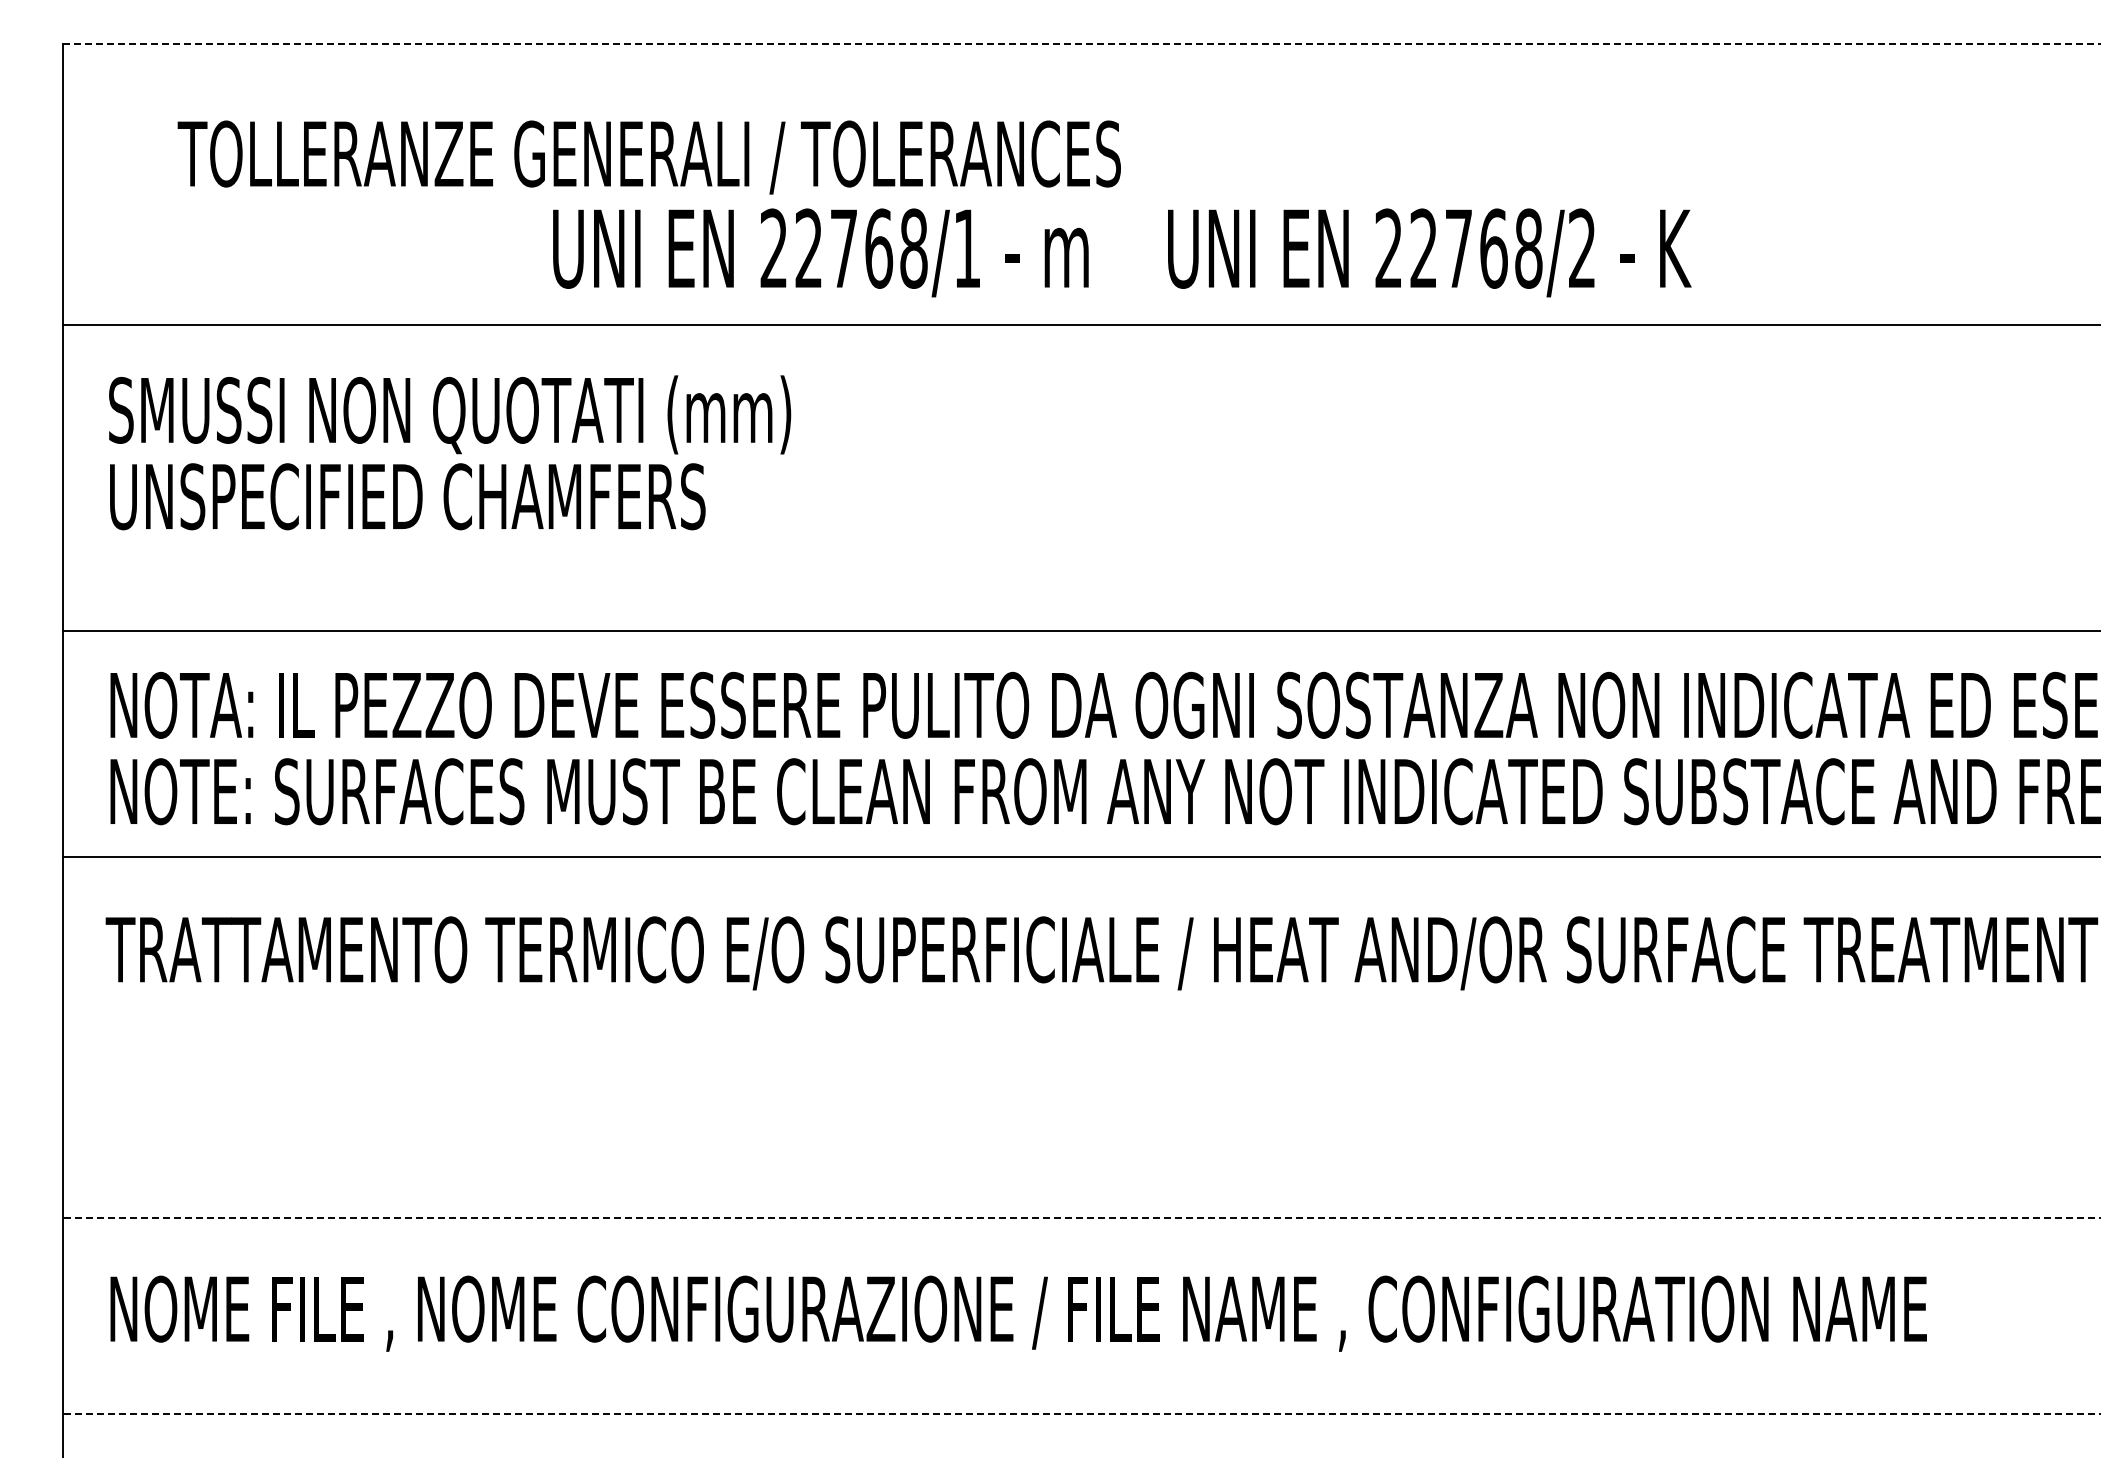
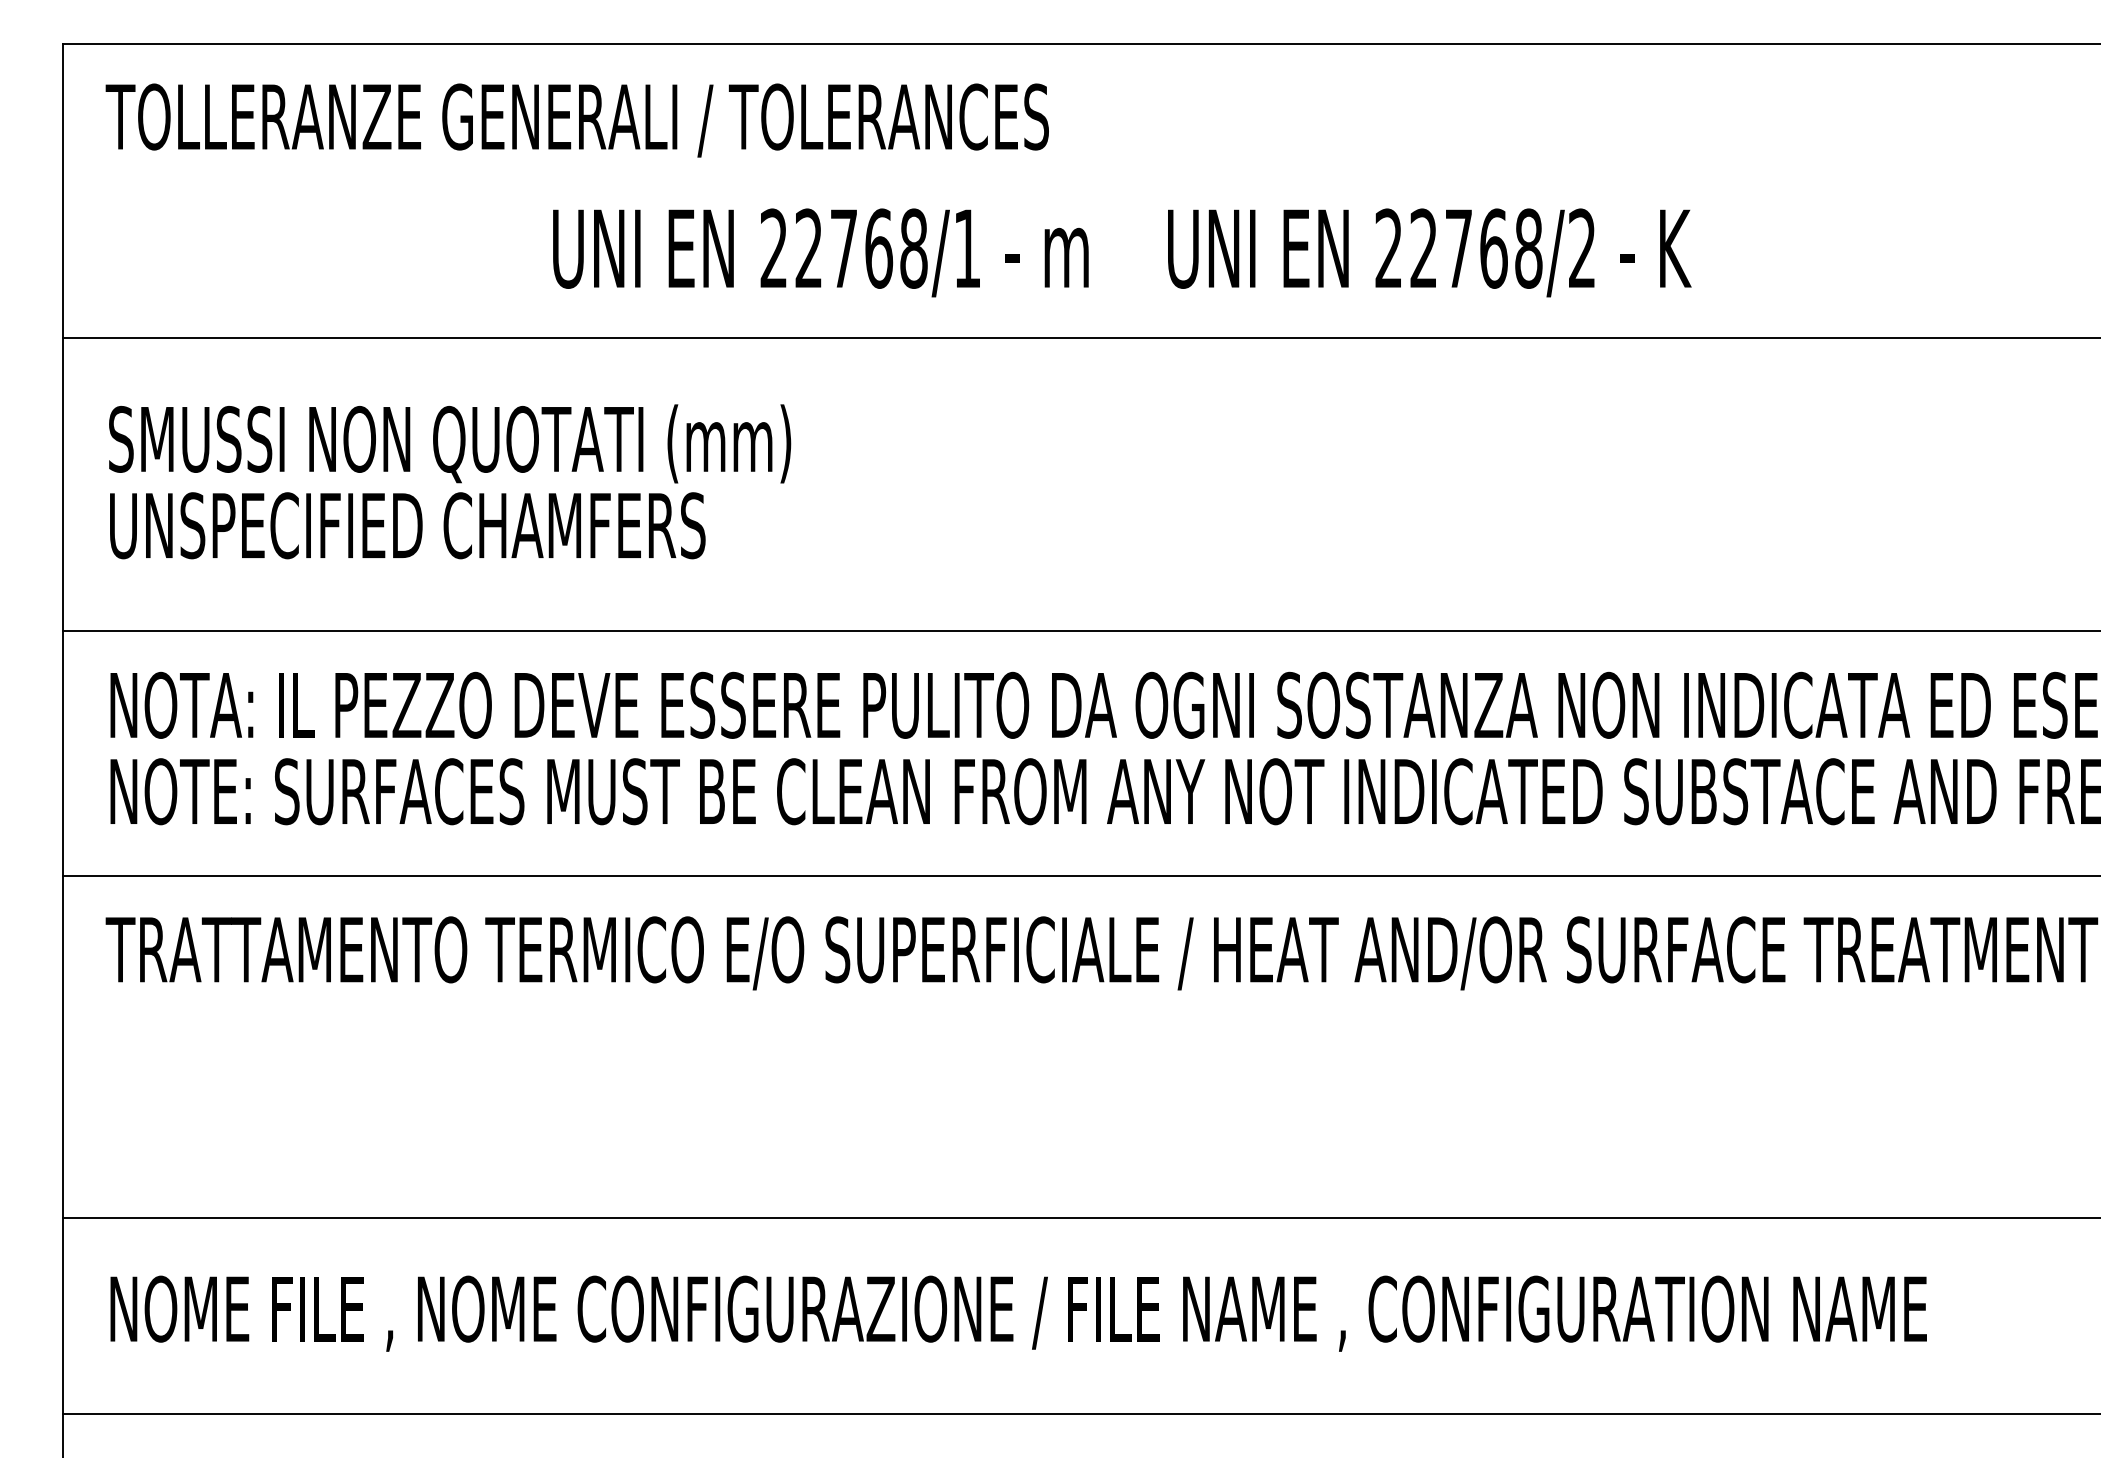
line: dashed -> solid (1081, 43)
text position: (648, 157) -> (576, 120) (576, 120)
line position: (1080, 324) -> (1080, 337) (1080, 337)
text position: (450, 452) -> (450, 481) (450, 481)
line position: (1080, 856) -> (1080, 875) (1080, 875)
line: dashed -> solid (1081, 1218)
line: dashed -> solid (1081, 1414)
